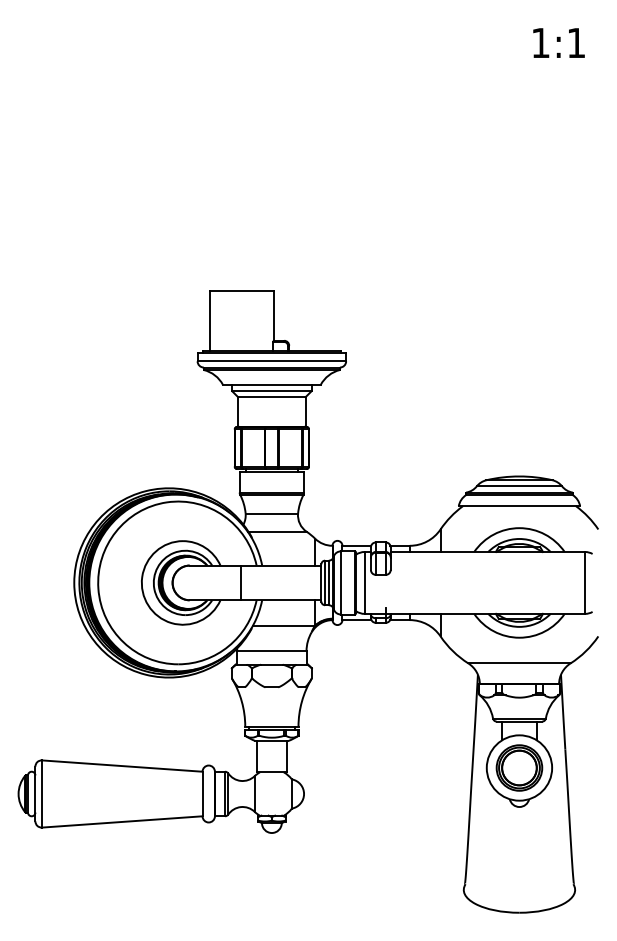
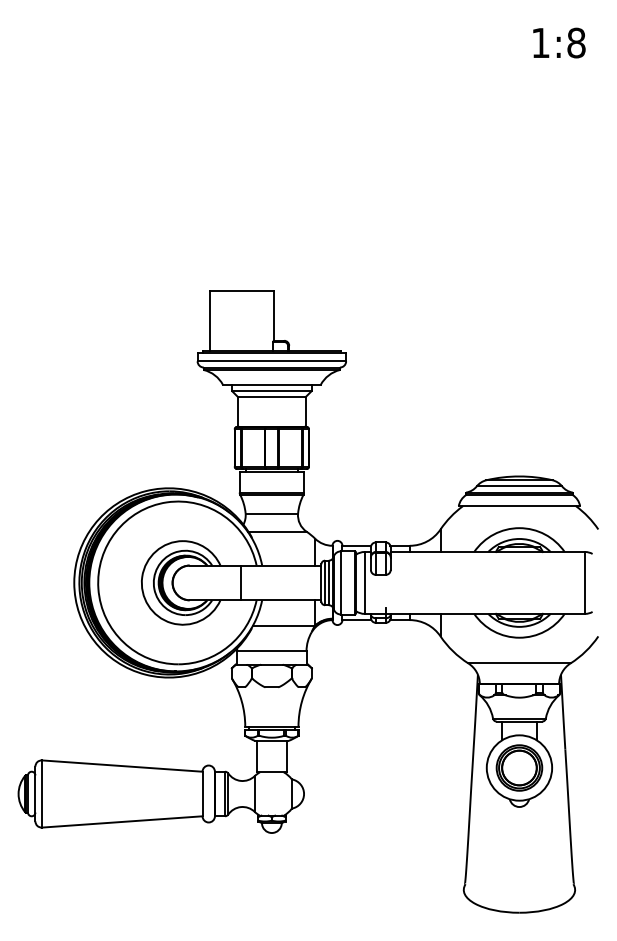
text: 1:1 -> 1:8 (576, 42)
